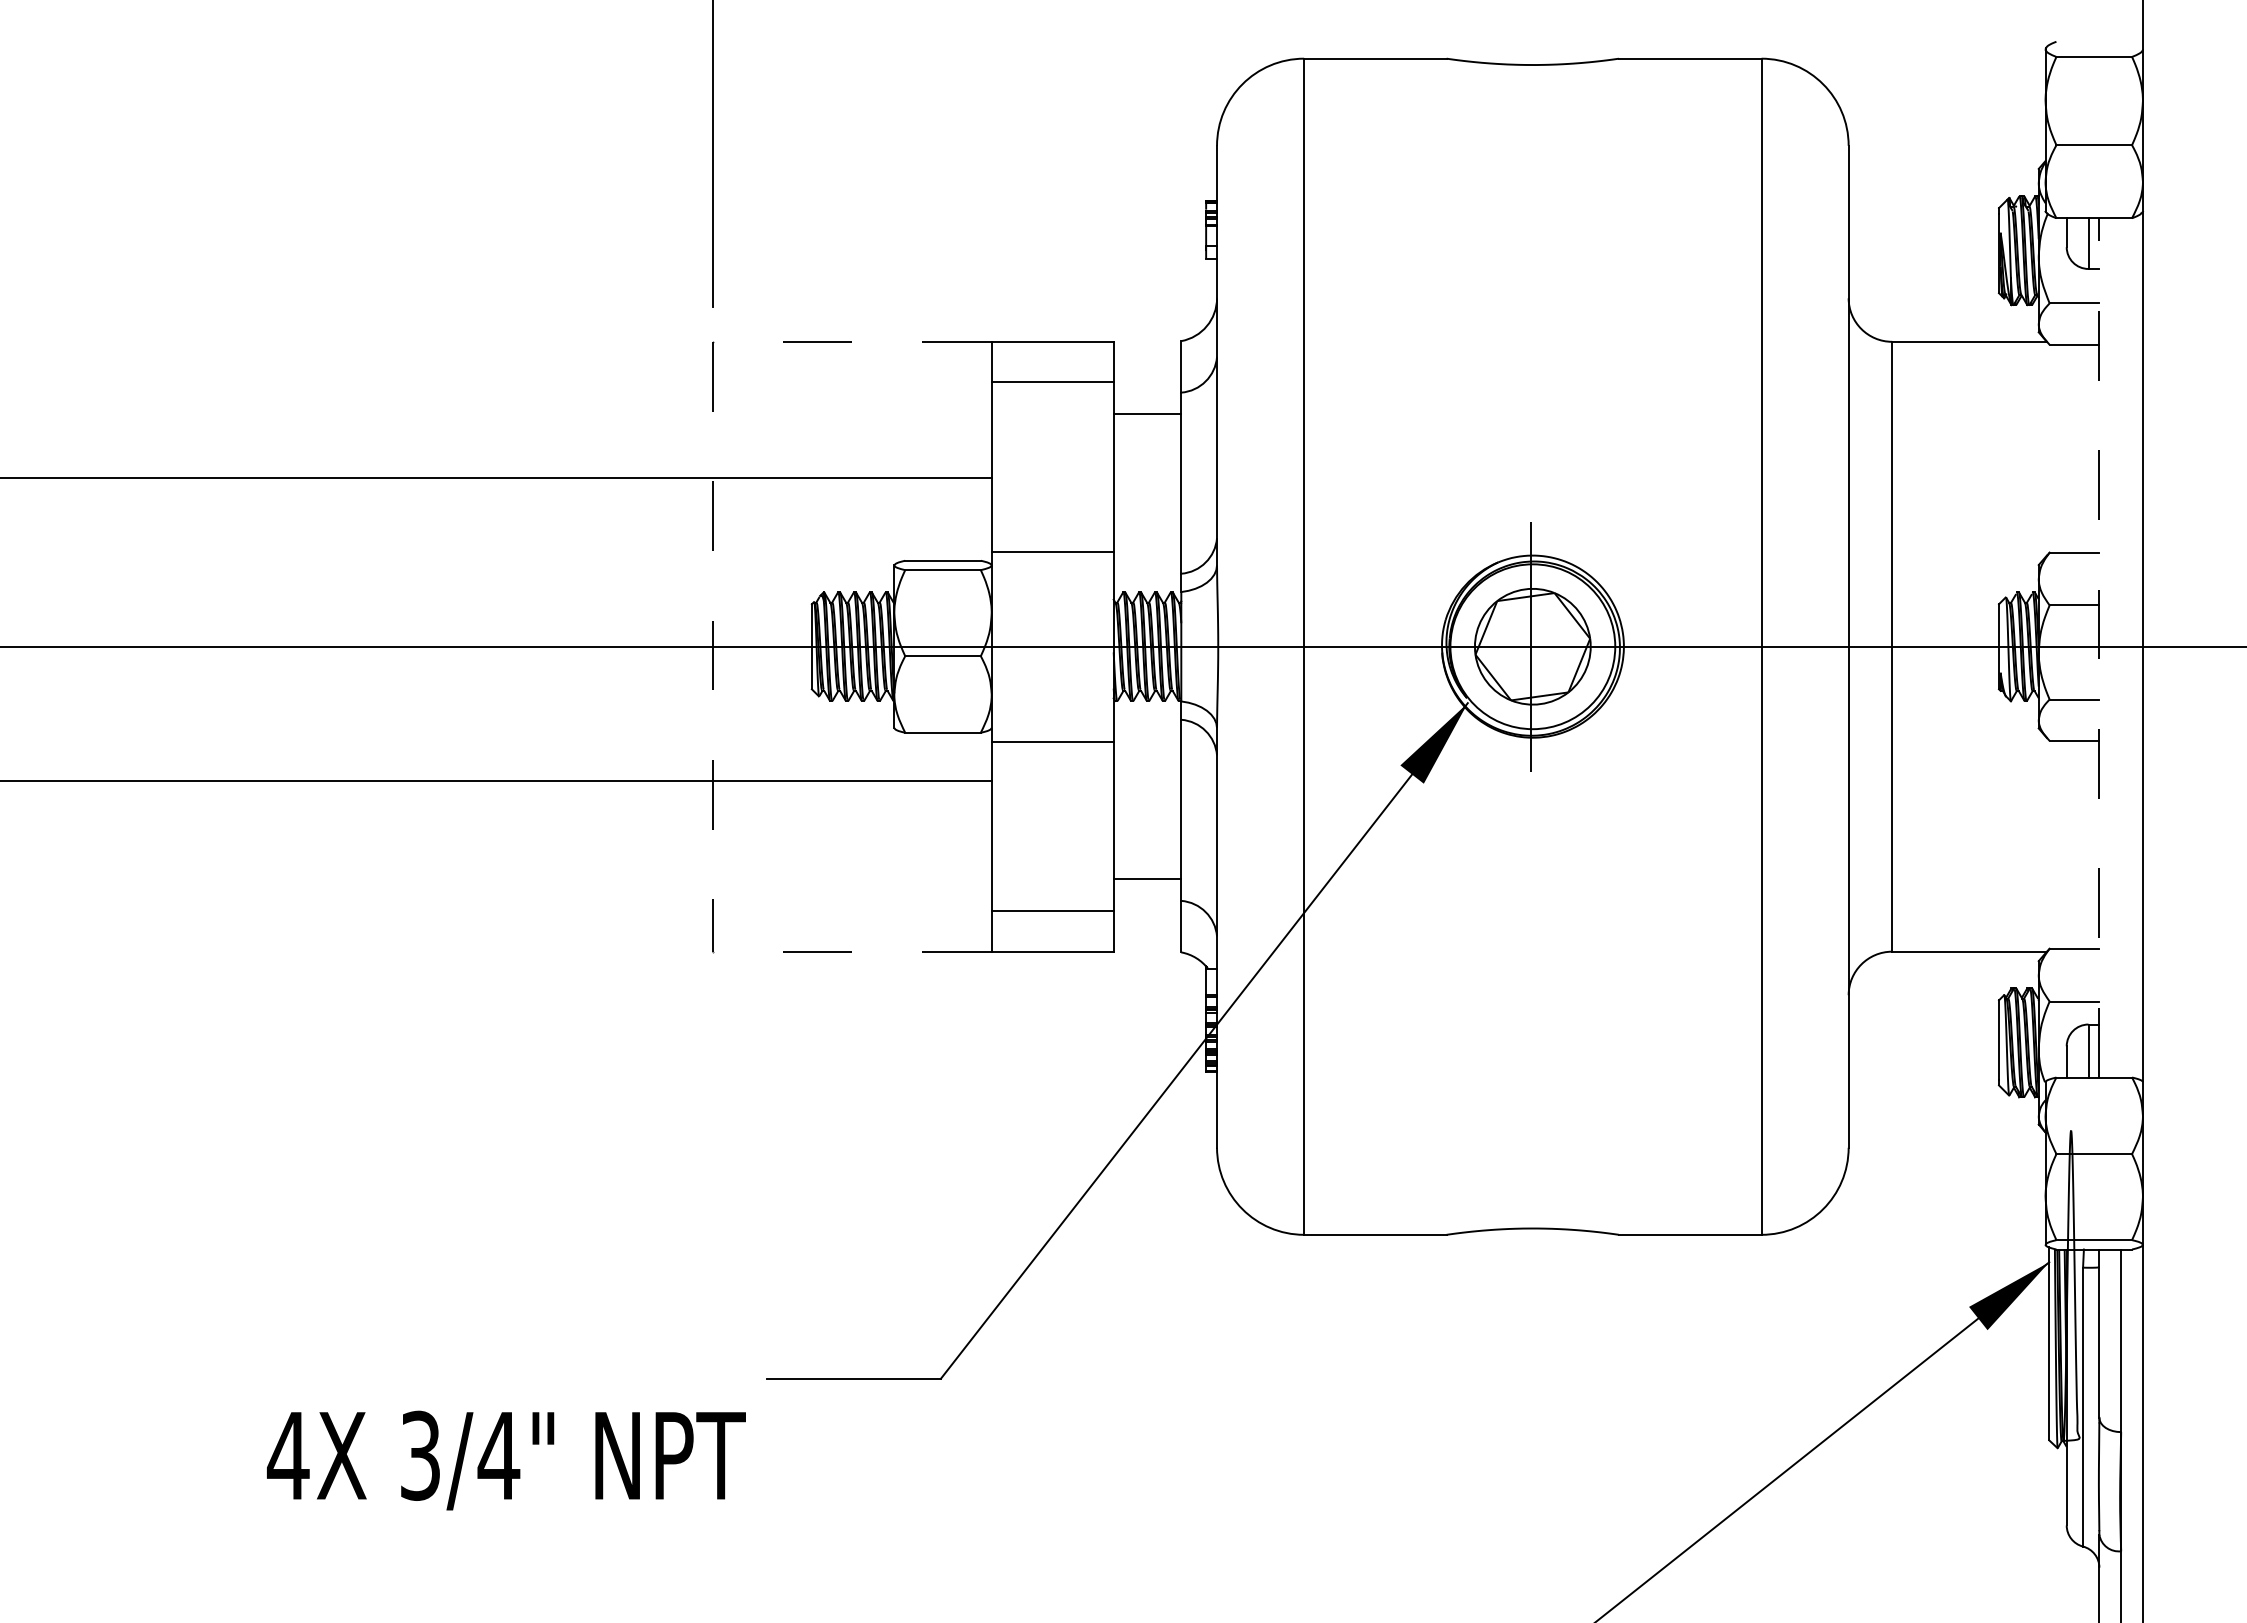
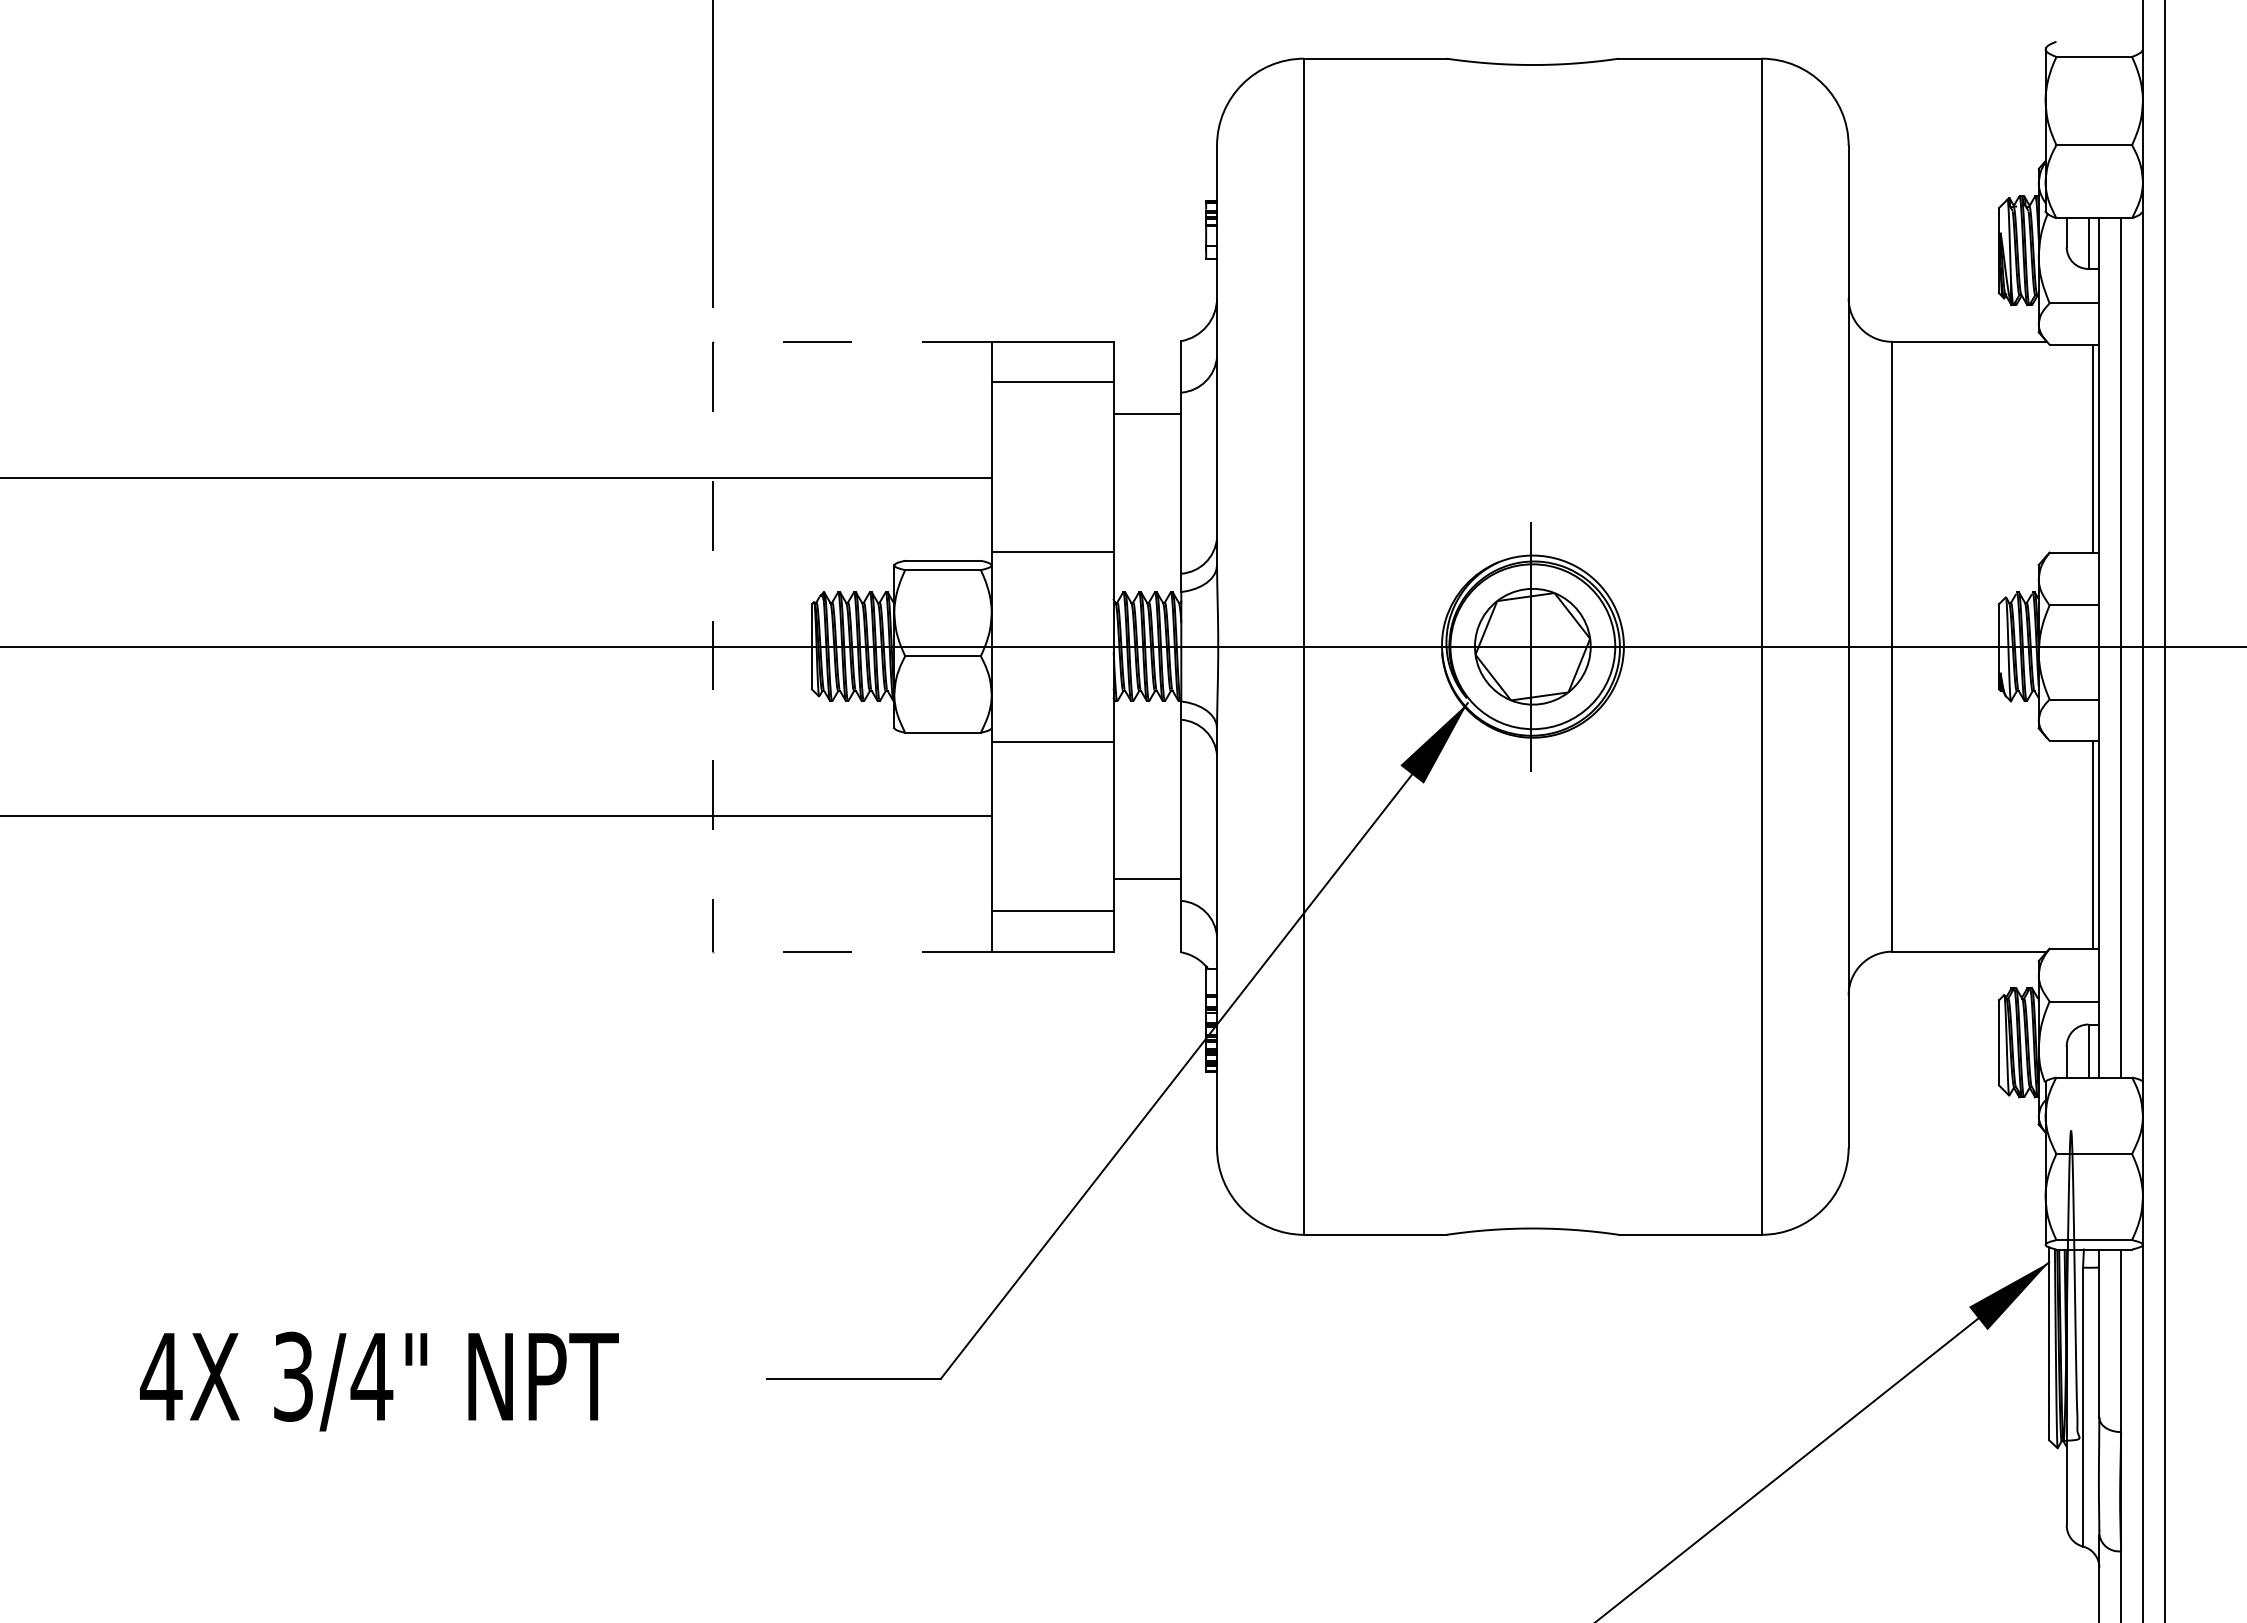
line: none -> present (2092, 448)
line: dashed -> solid (2099, 647)
line: none -> present (2121, 647)
line position: (496, 780) -> (496, 815) (496, 815)
line: none -> present (2164, 810)
line: none -> present (2092, 844)
text position: (506, 1460) -> (379, 1381) (379, 1381)
